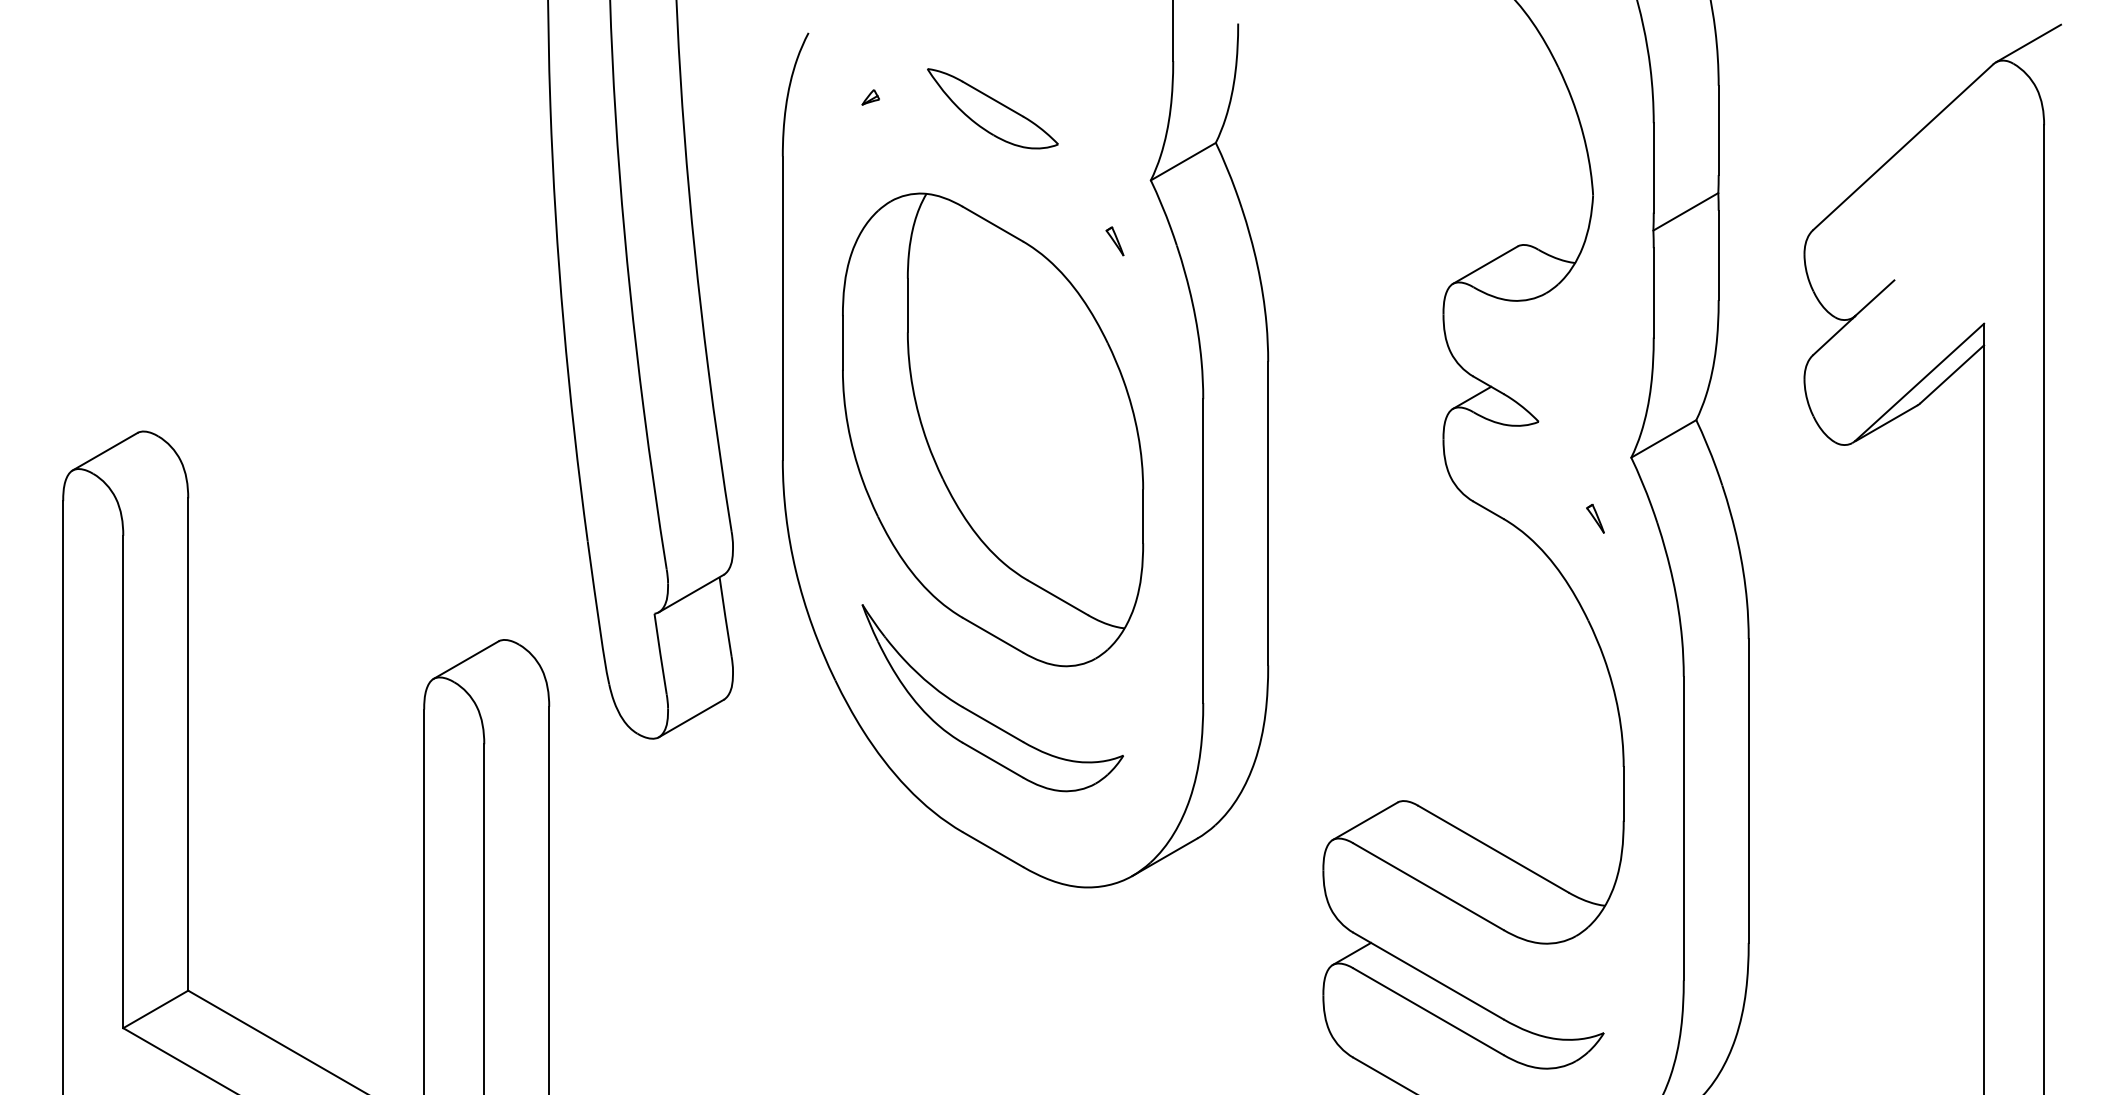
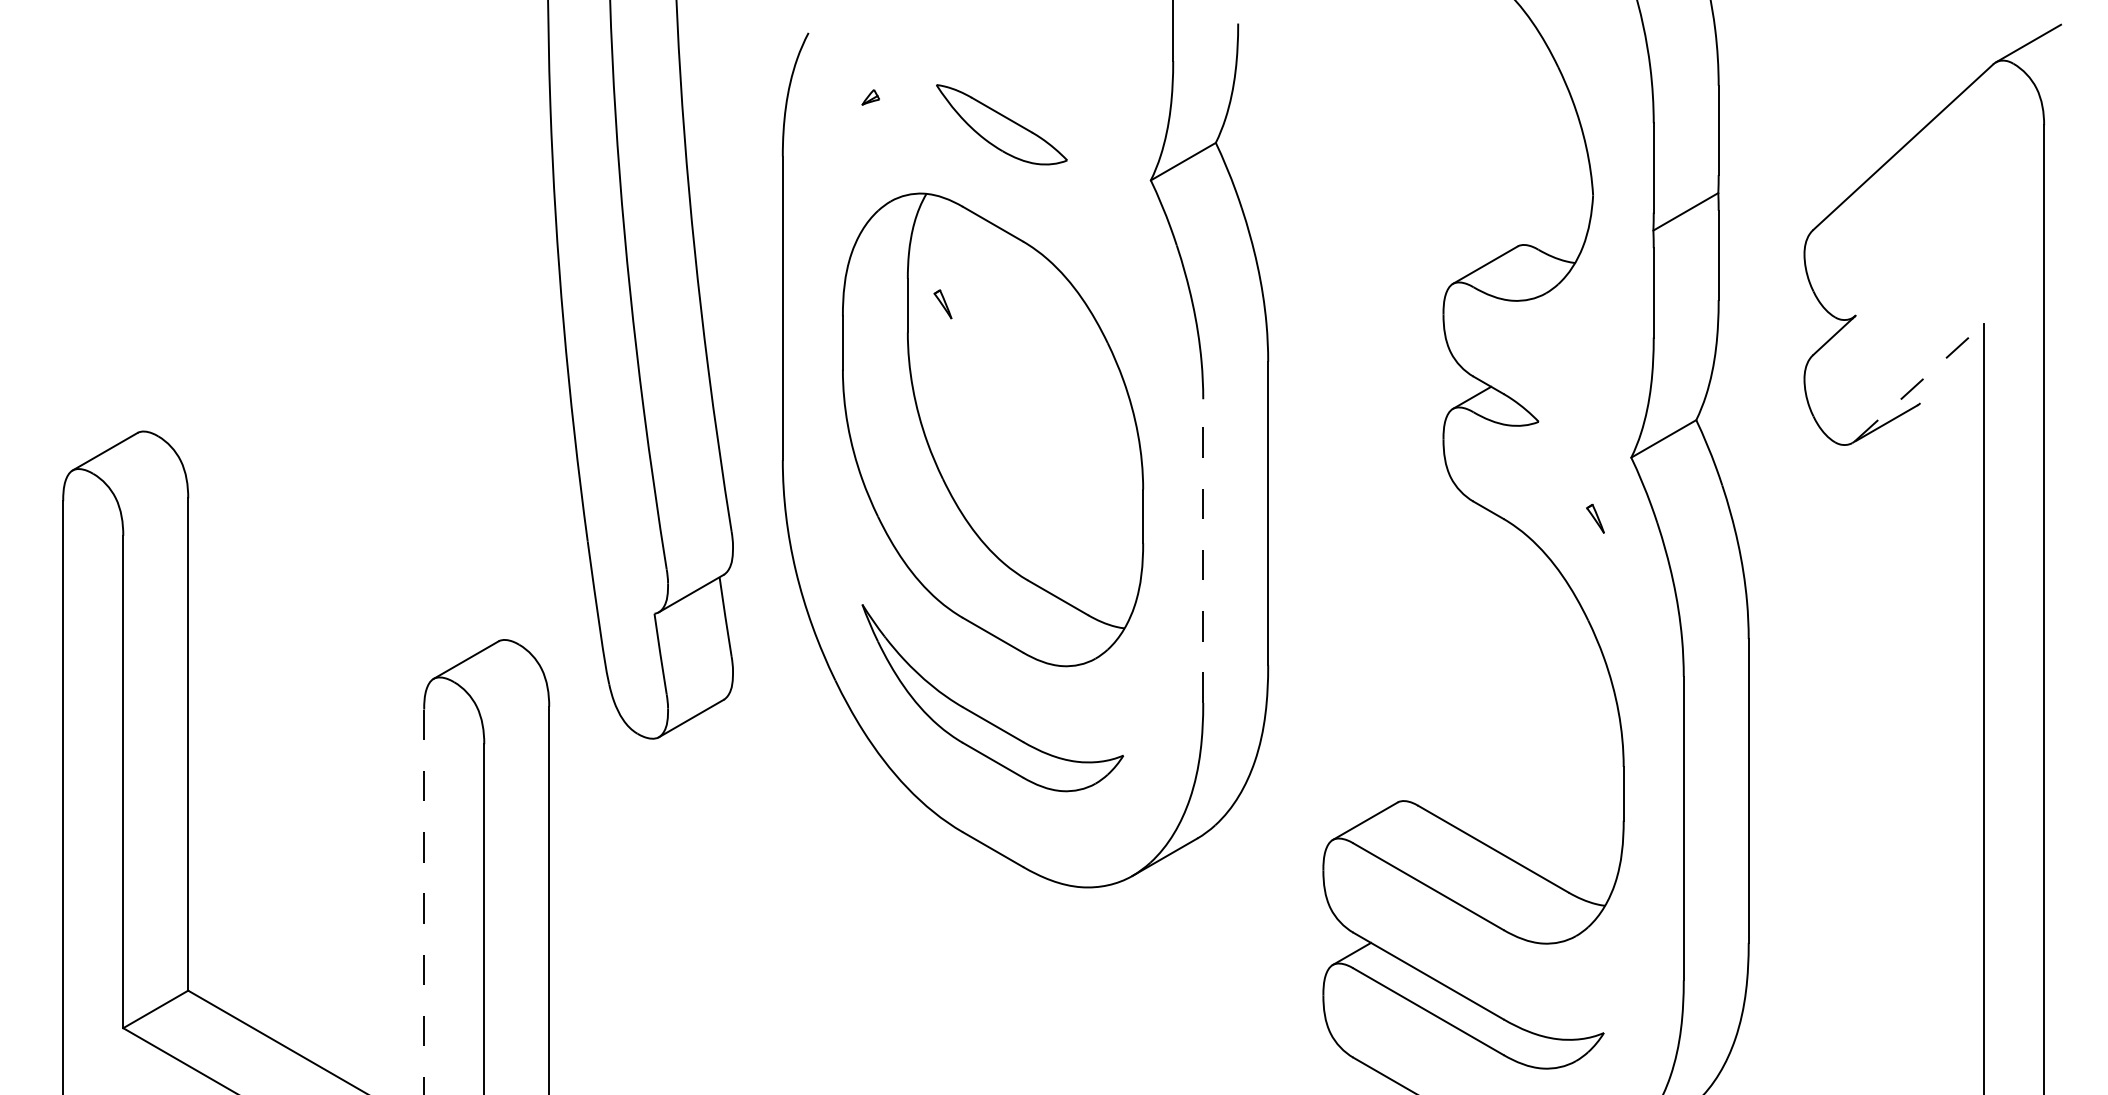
part position: (992, 108) -> (1001, 124) (1001, 124)
part position: (1114, 241) -> (942, 304) (942, 304)
line: present -> none (1874, 297)
line: present -> none (1952, 374)
line: solid -> dashed (1919, 382)
line: solid -> dashed (1203, 551)
line: solid -> dashed (424, 902)
